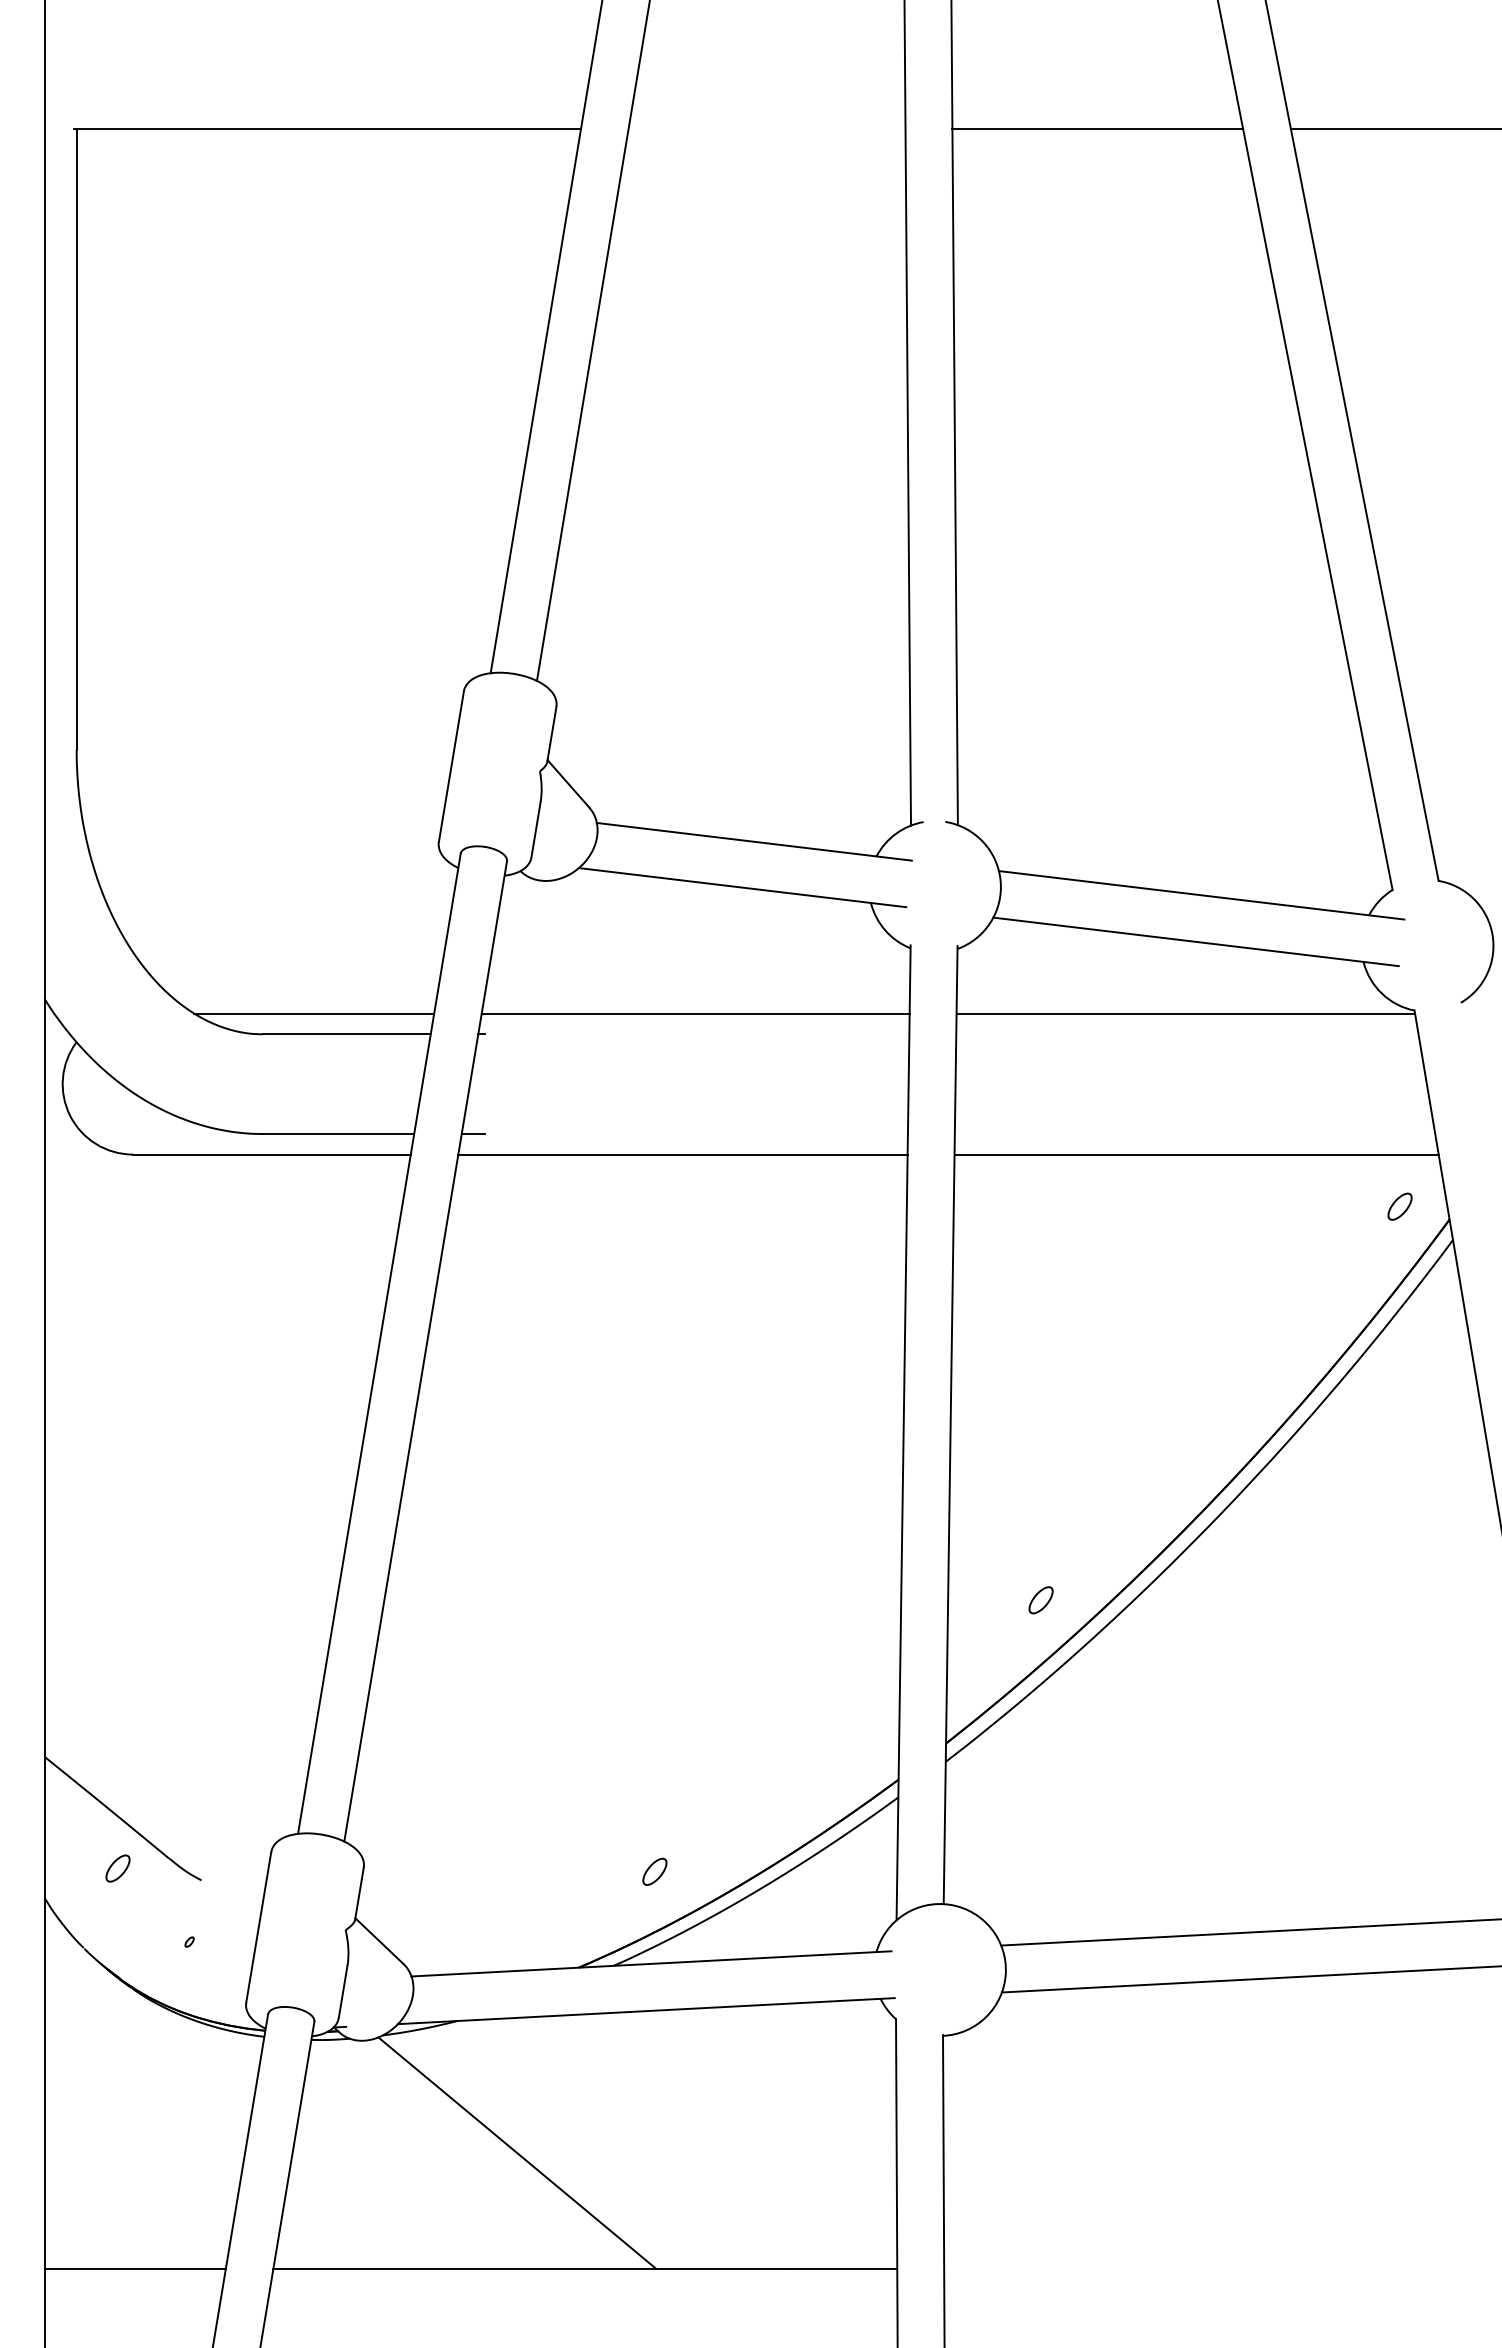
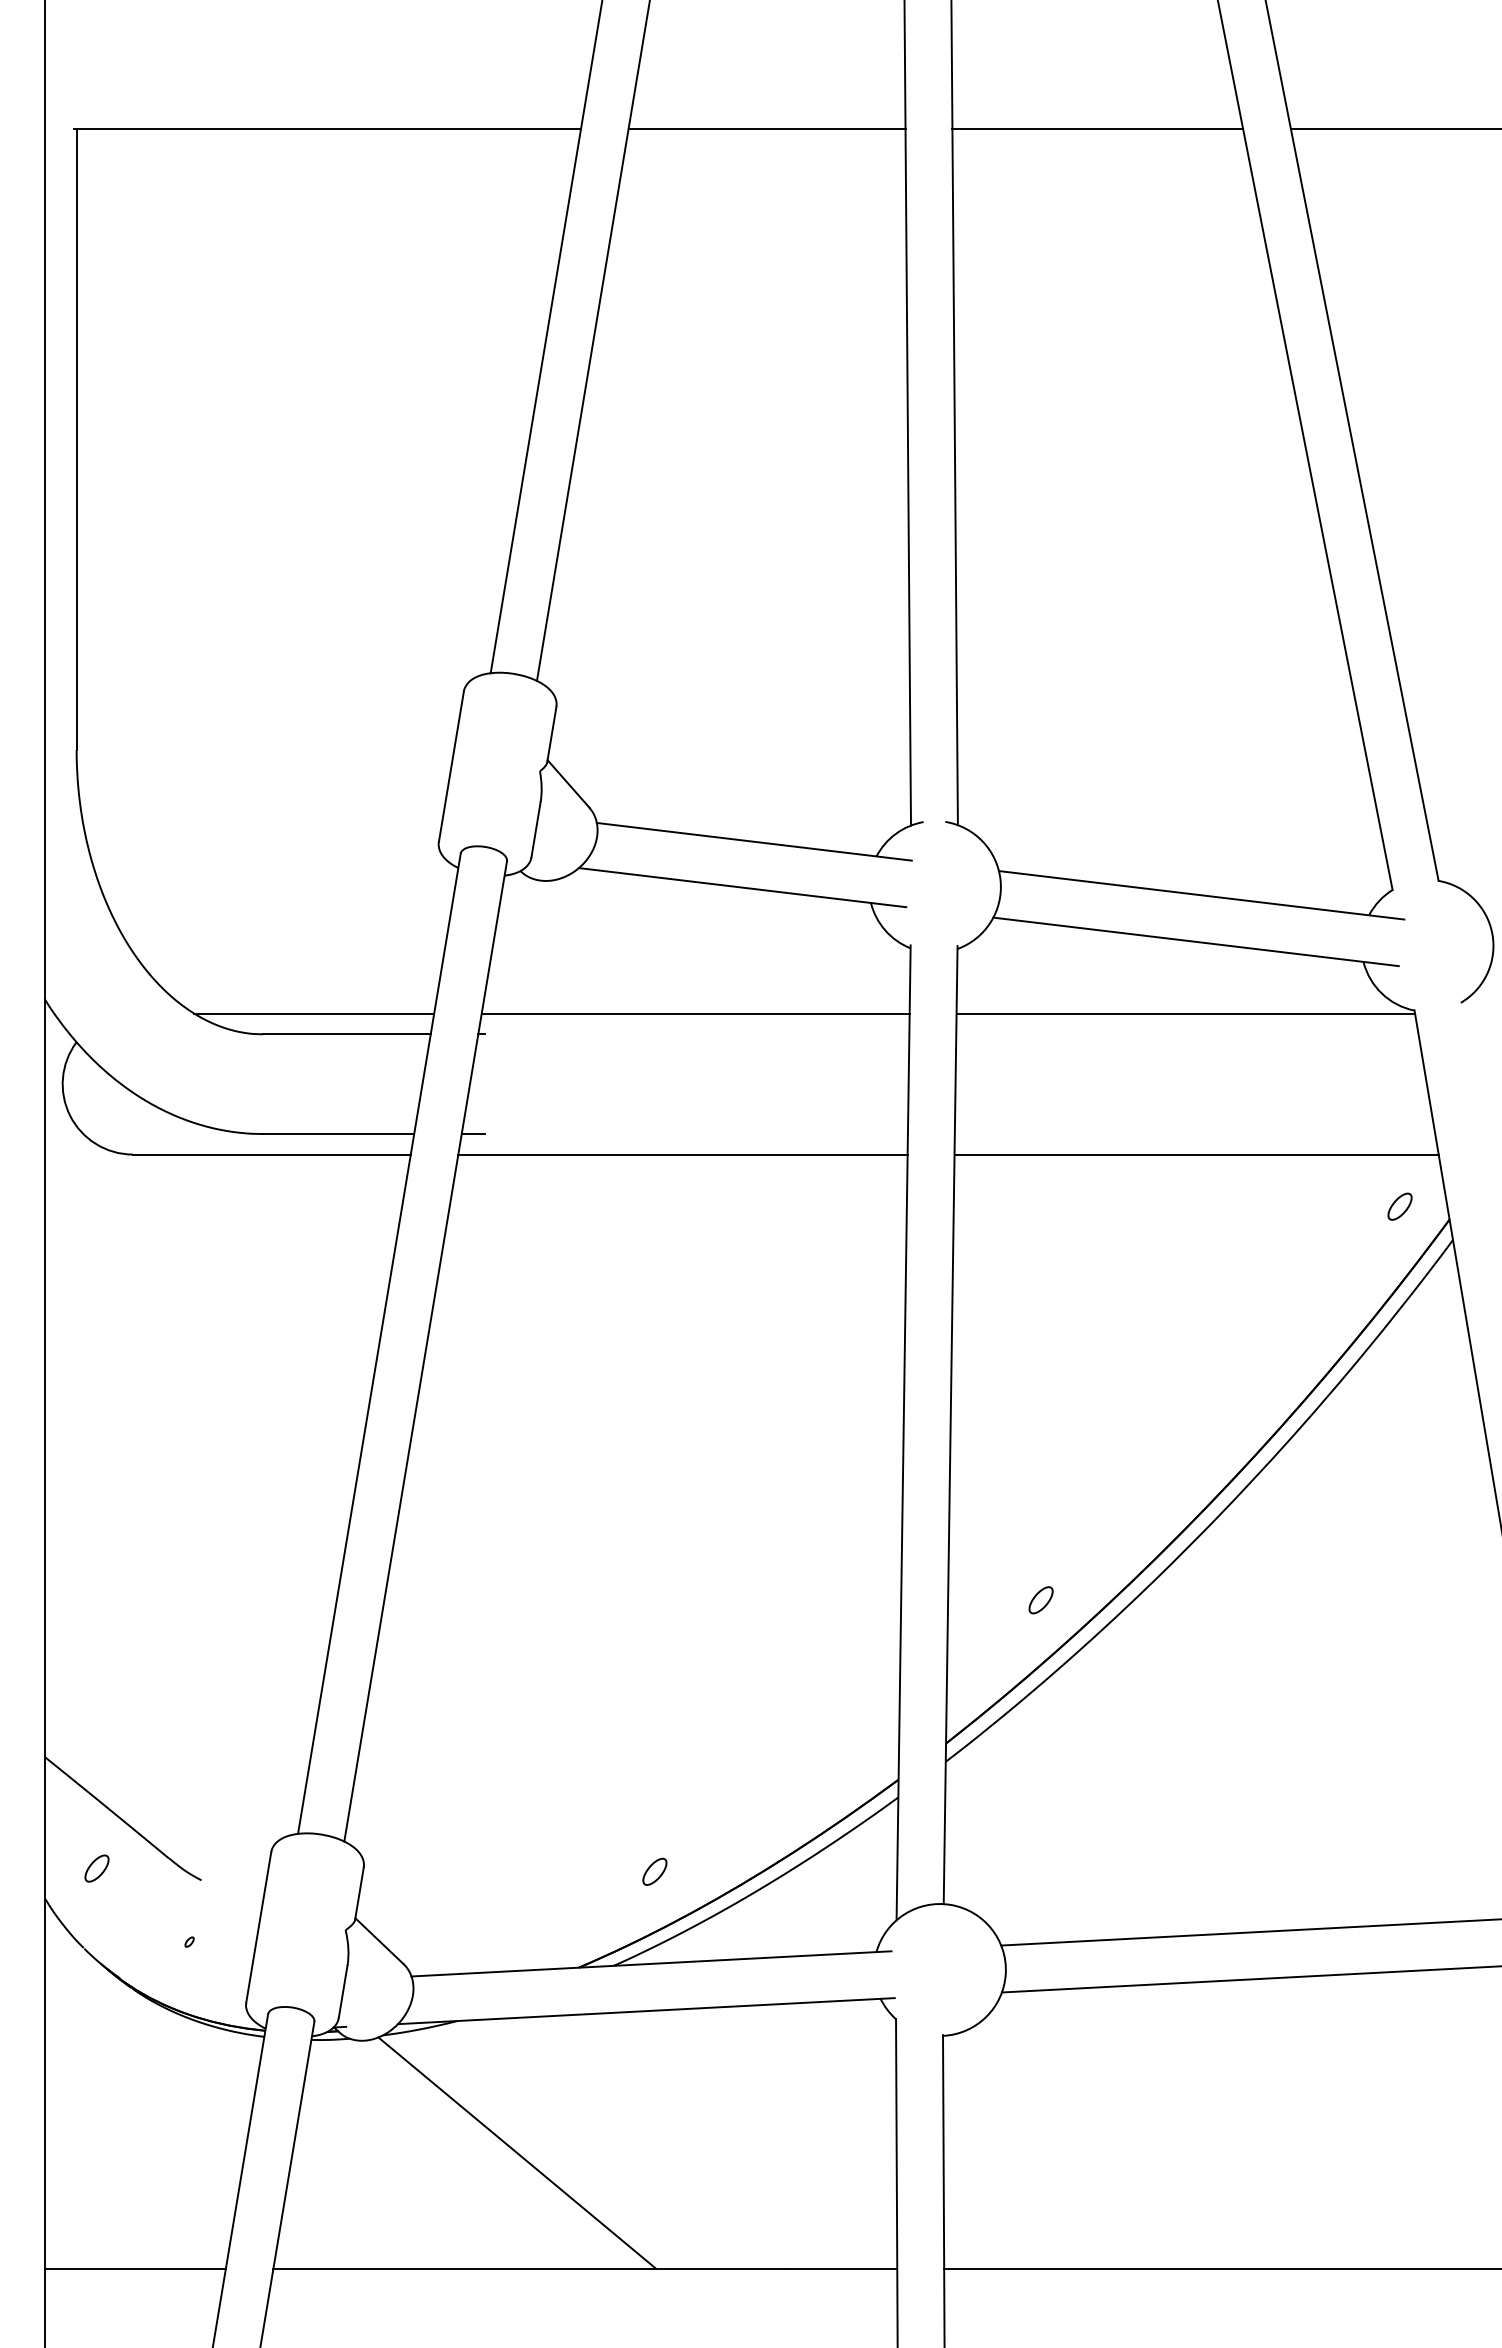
line: none -> present (766, 128)
part position: (117, 1868) -> (96, 1868) (96, 1868)
line: none -> present (1221, 2268)
